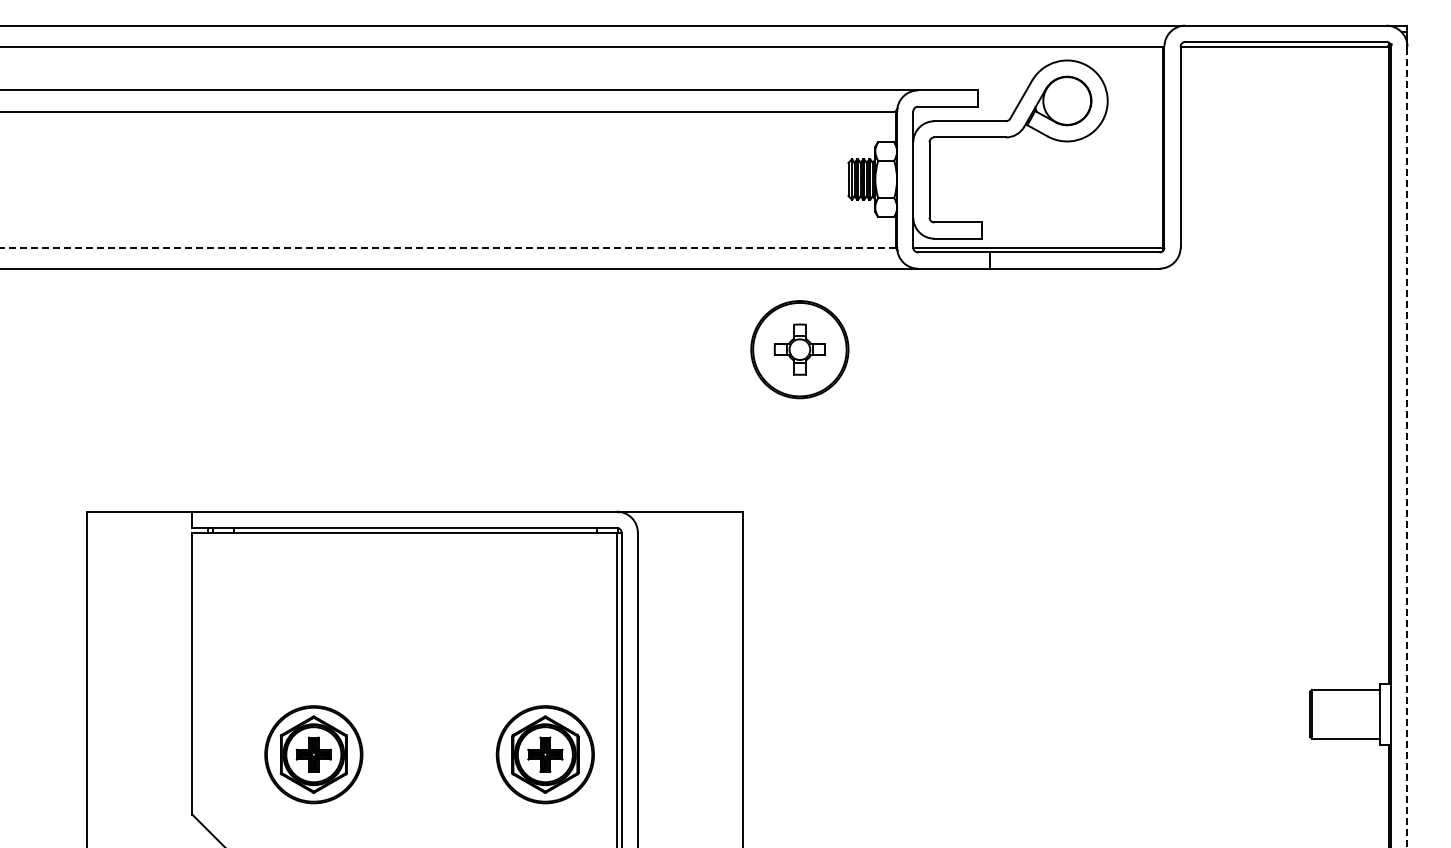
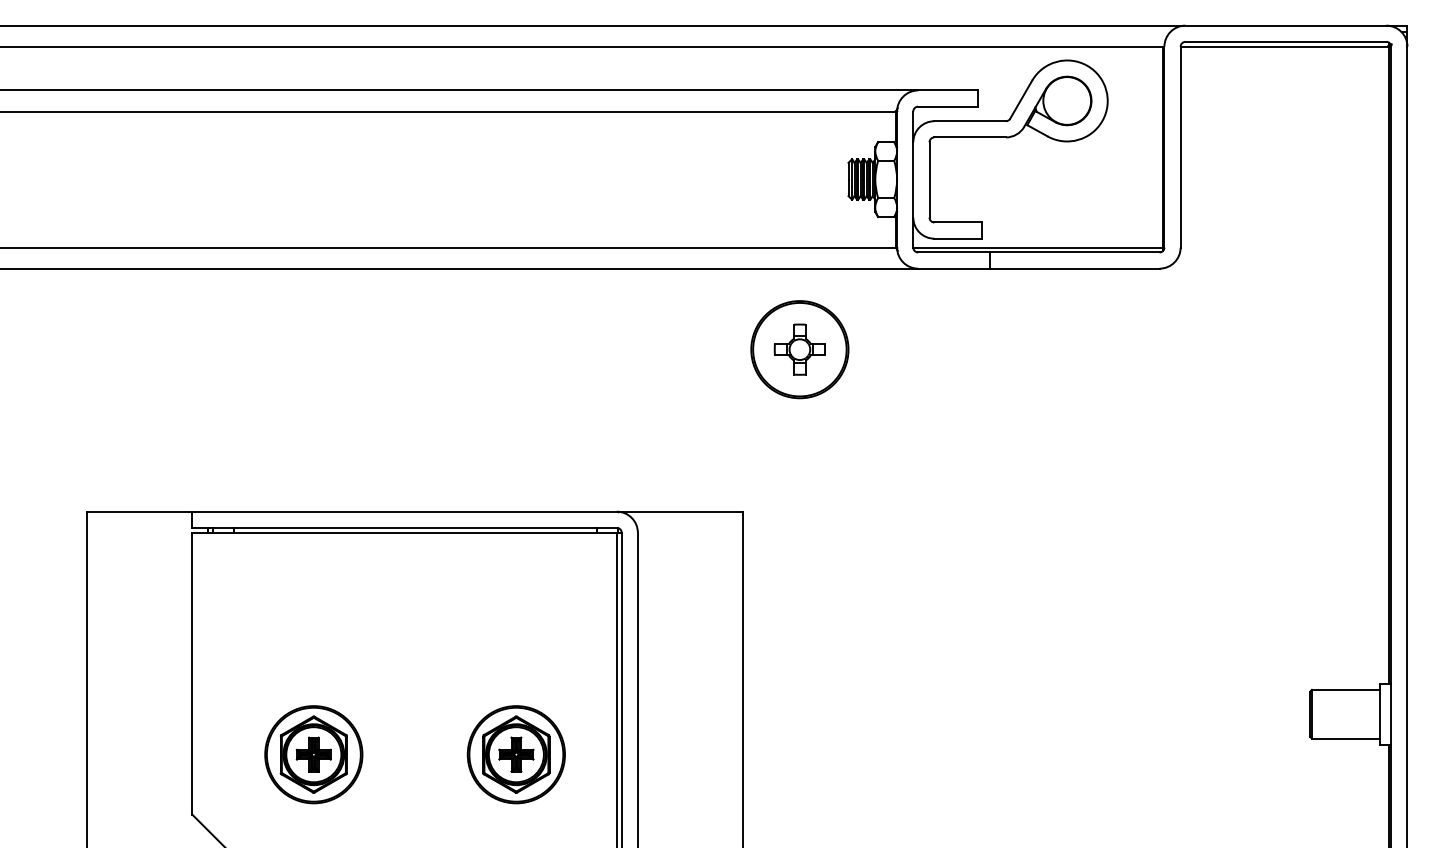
line: dashed -> solid (447, 247)
line: dashed -> solid (1407, 446)
part position: (544, 754) -> (515, 754) (515, 754)
